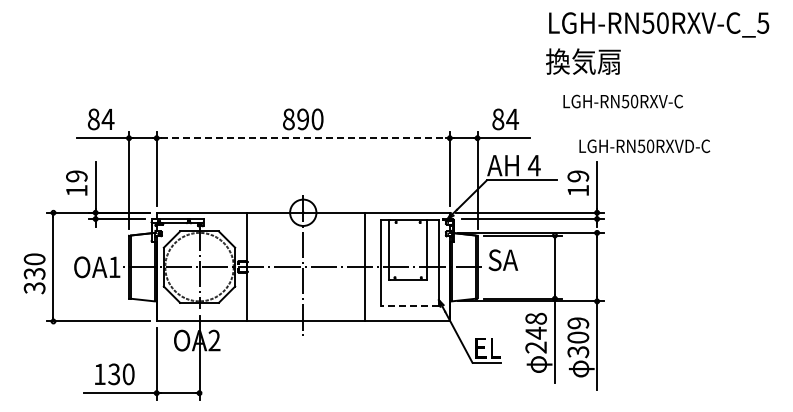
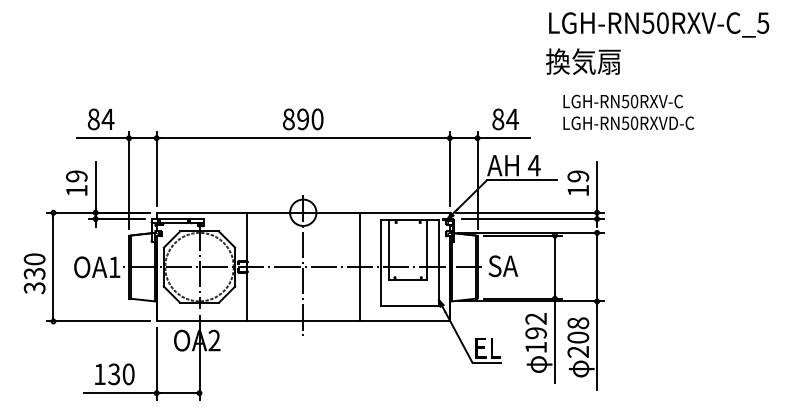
line: dashed -> solid (303, 138)
text position: (644, 146) -> (628, 123) (628, 123)
text position: (503, 260) -> (503, 266) (503, 266)
line position: (364, 266) -> (359, 266) (359, 266)
line: dashed -> solid (410, 306)
text: 248 -> 192 (535, 332)
text: 309 -> 208 (578, 337)
